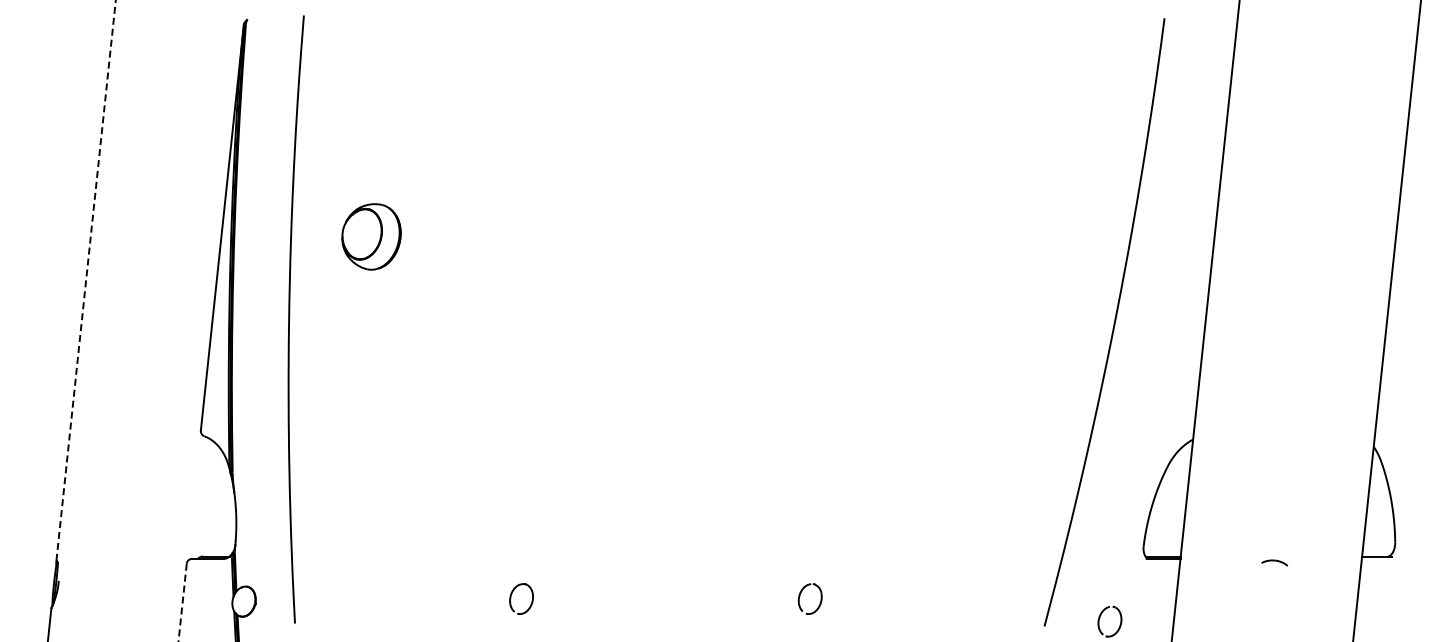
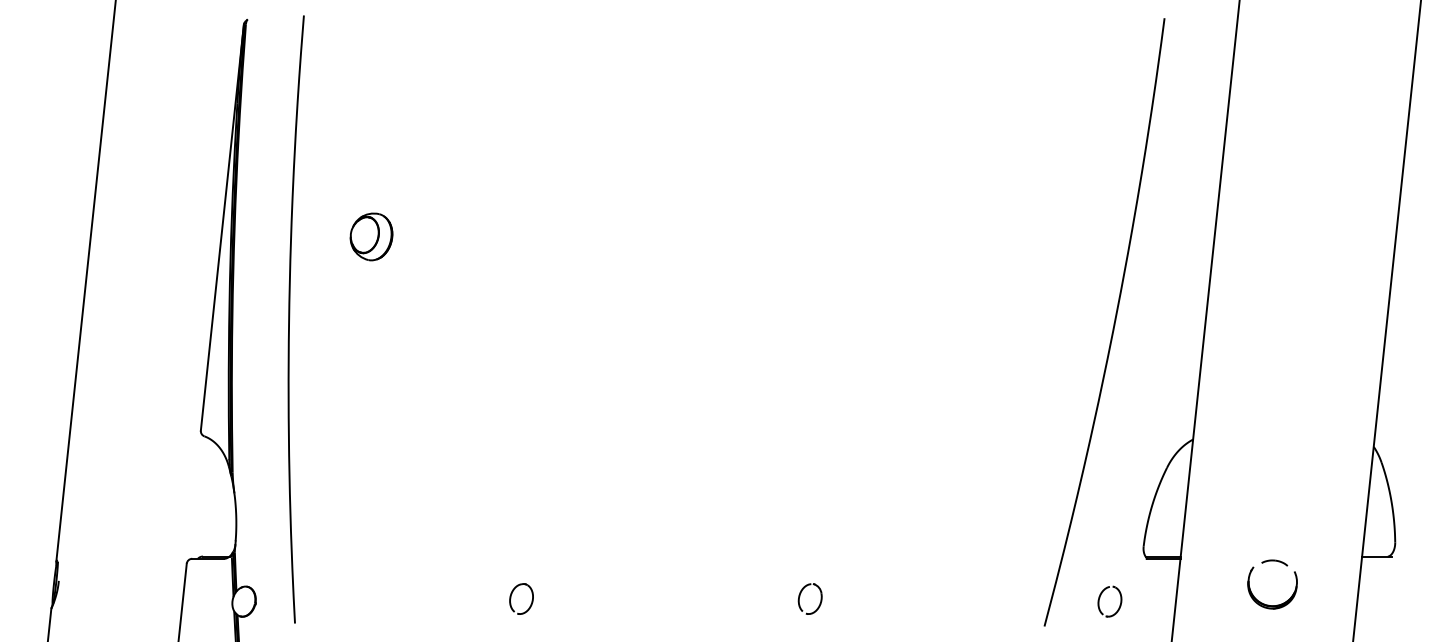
part size: 61x68 px -> 45x50 px (371, 236)
line: dashed -> solid (86, 281)
line: dashed -> solid (182, 602)
part: none -> present (1268, 604)
part position: (1100, 618) -> (1100, 598) (1100, 598)
